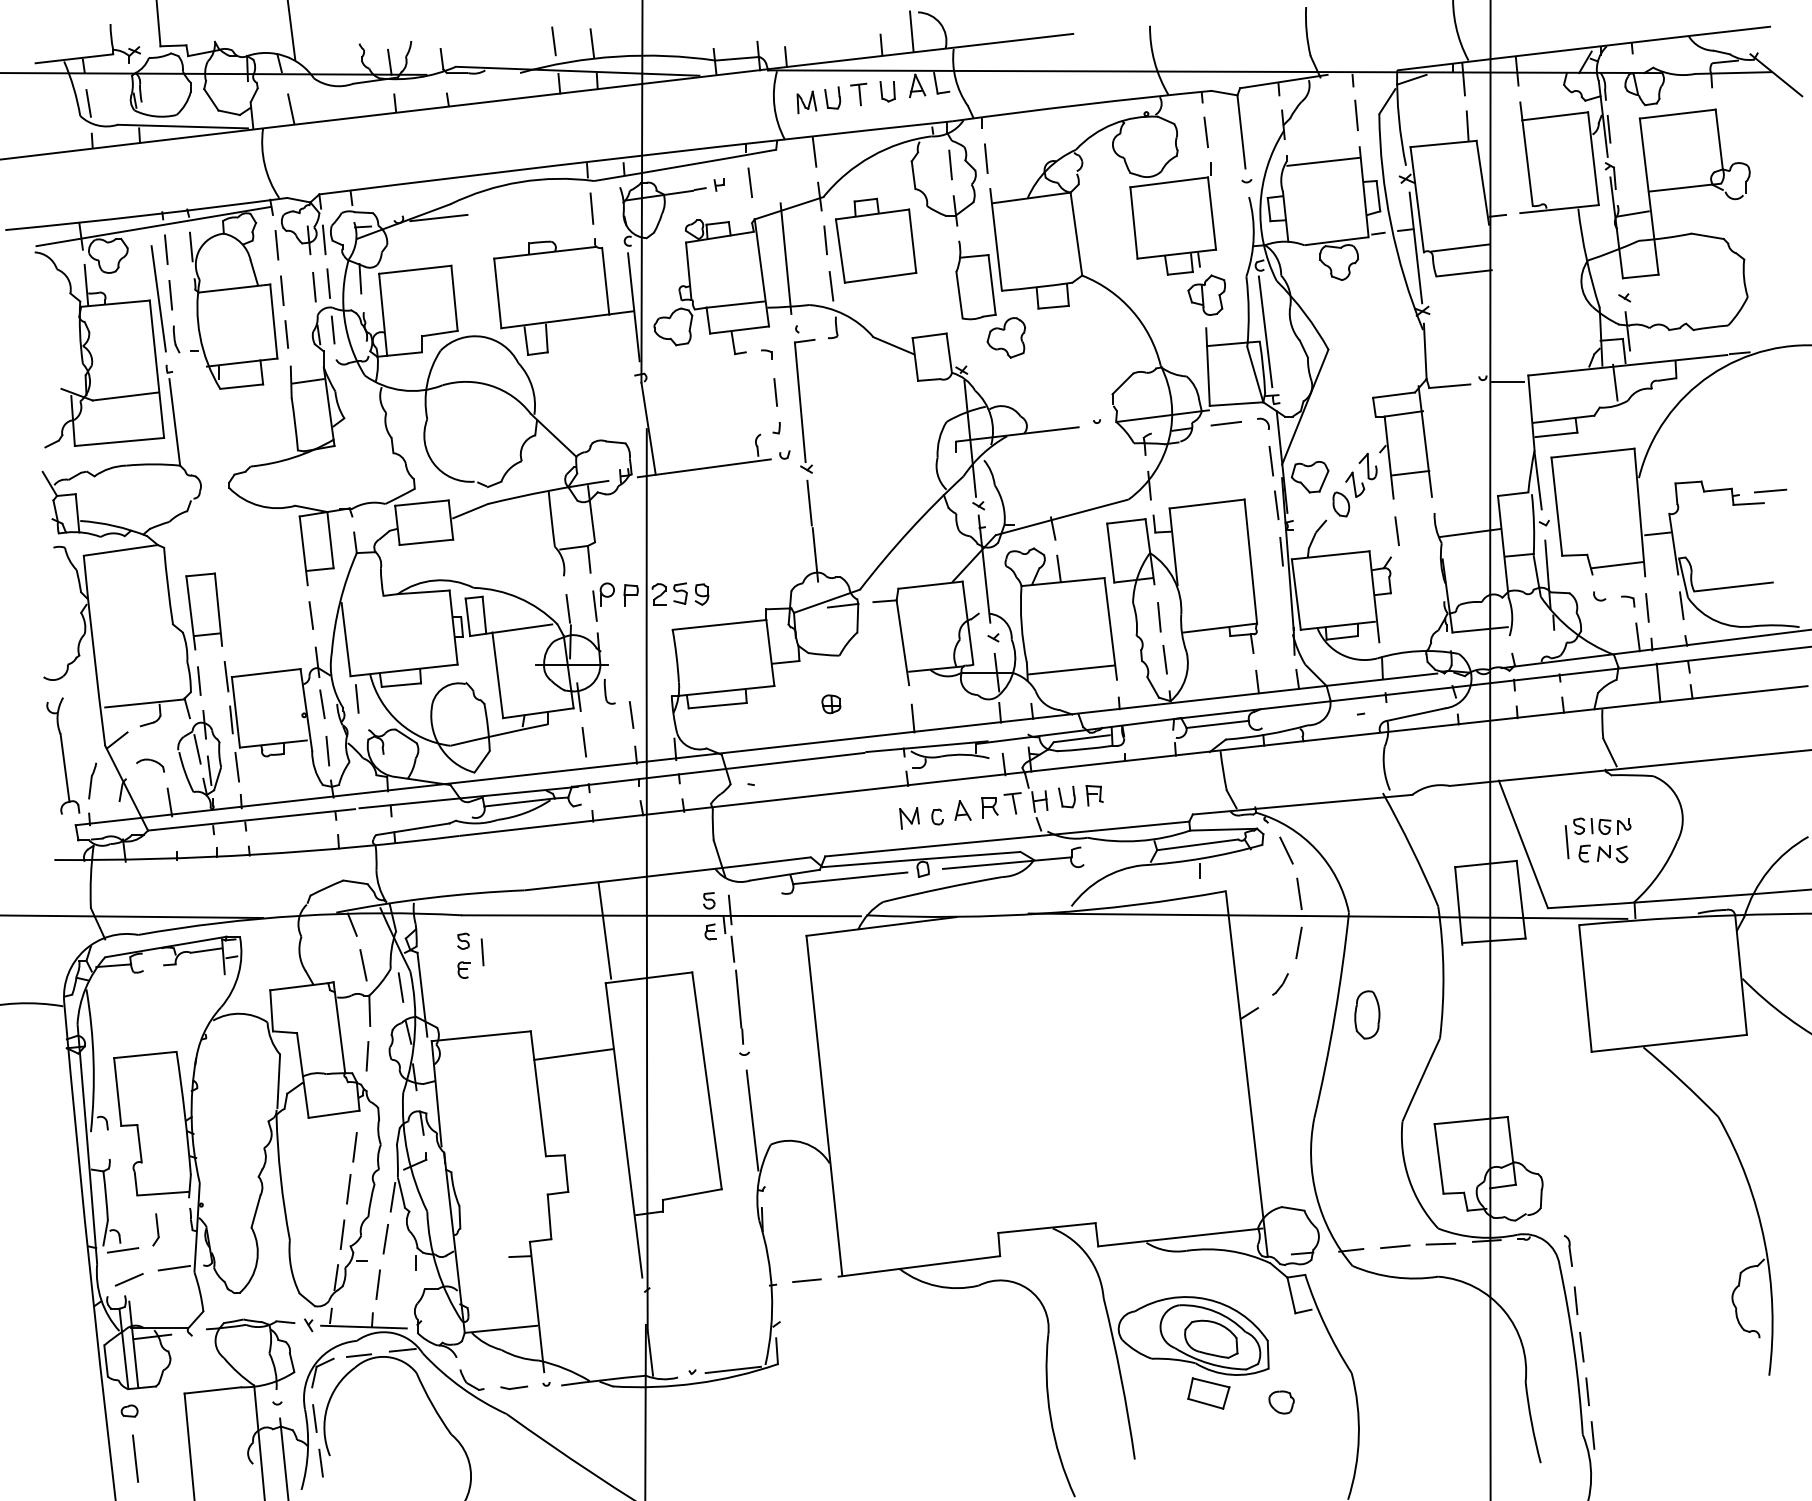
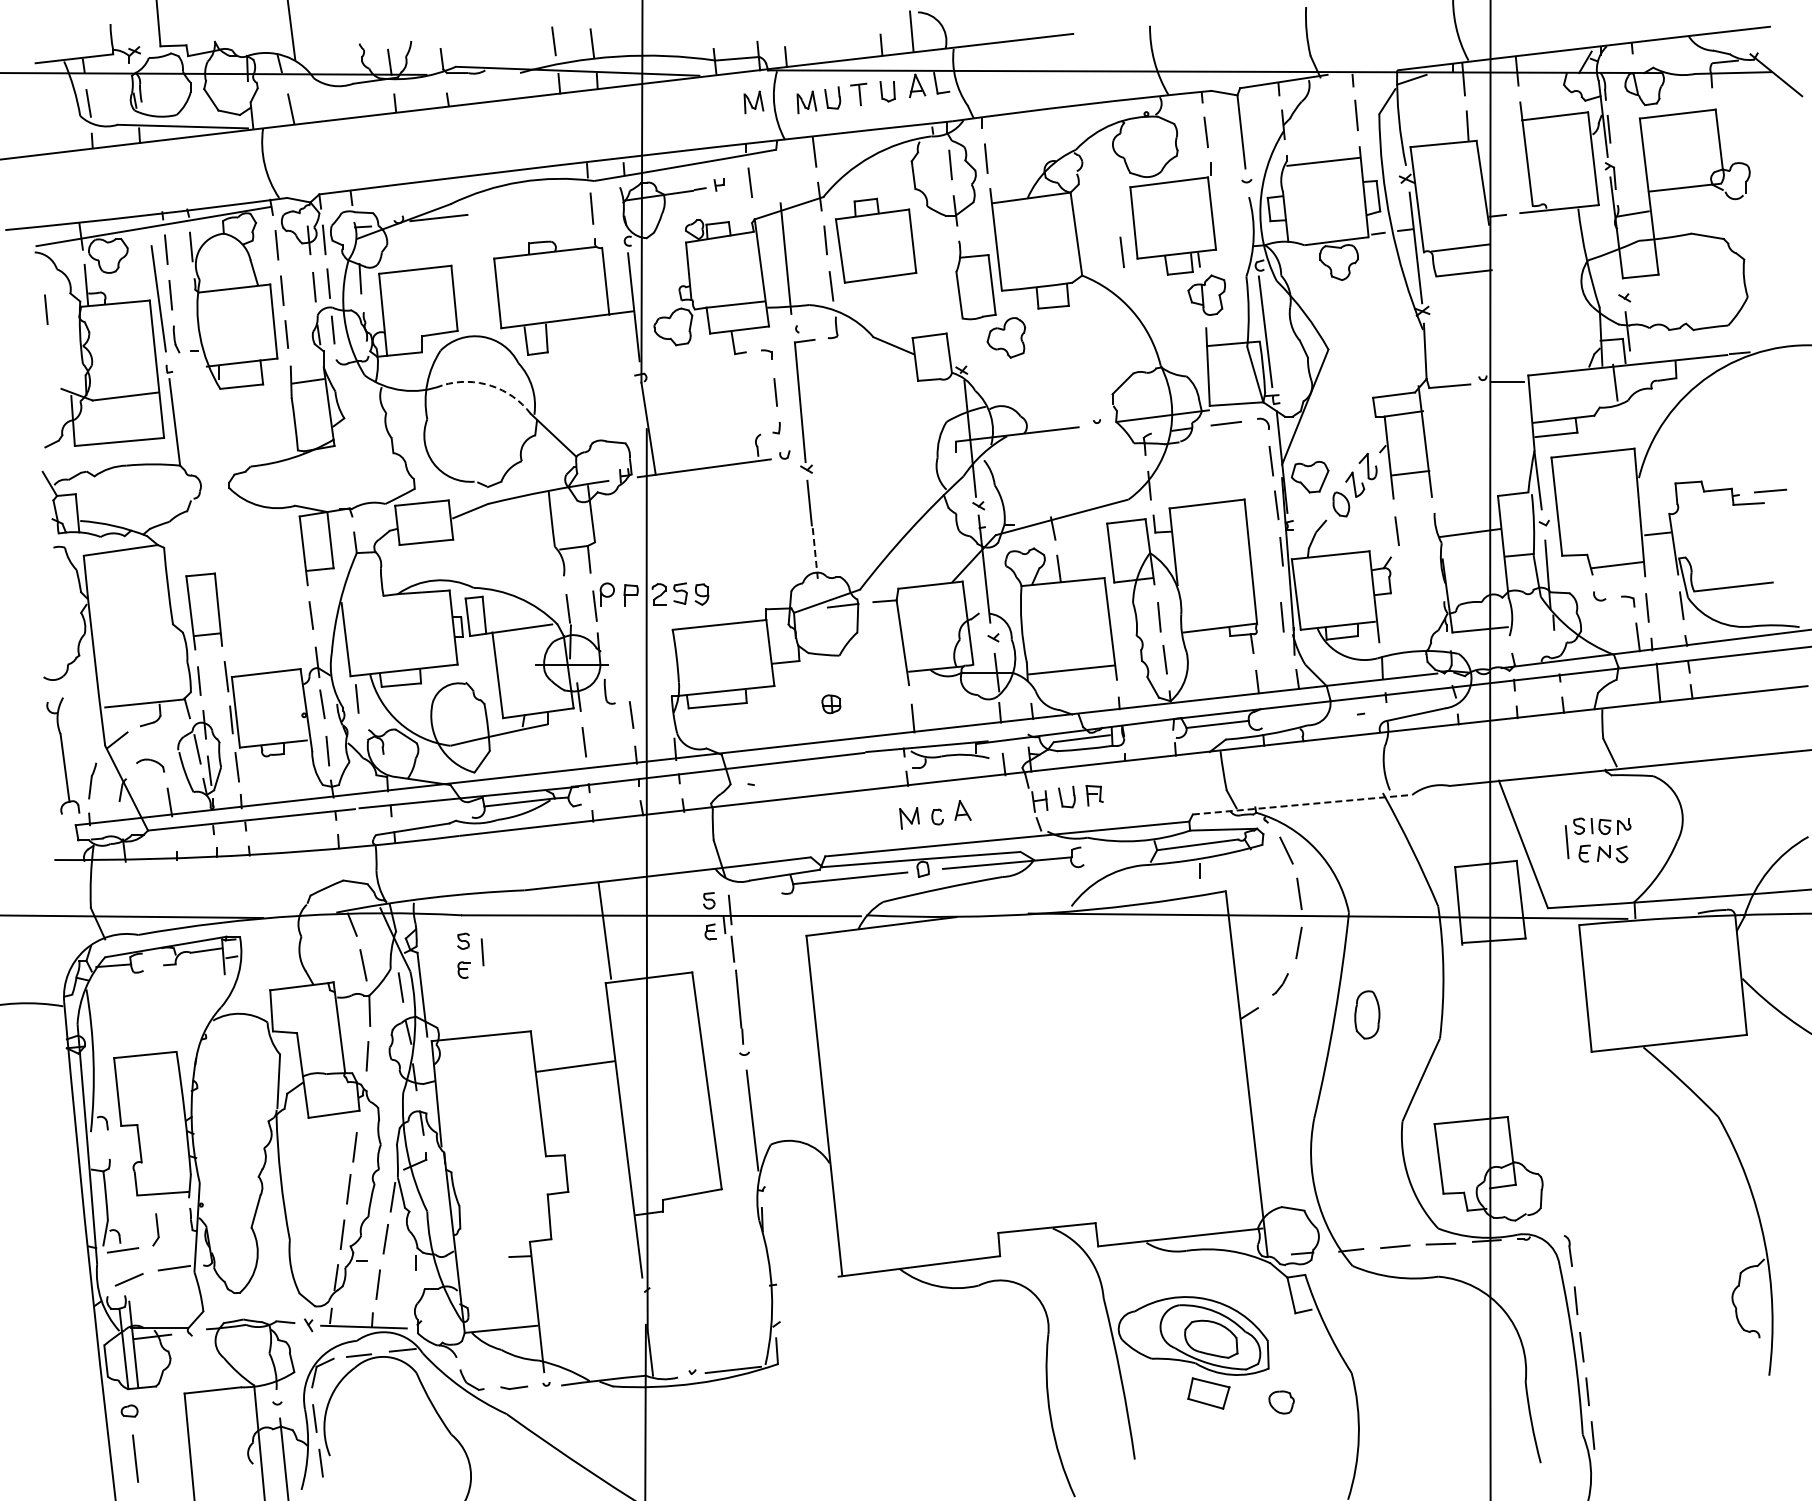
part: none -> present (753, 102)
line: none -> present (1121, 251)
line: none -> present (46, 309)
arc: solid -> dashed (491, 385)
line: solid -> dashed (815, 554)
line: none -> present (1282, 617)
line: solid -> dashed (1303, 804)
part: present -> none (1001, 805)
line position: (573, 1054) -> (575, 1066) (575, 1066)
line: present -> none (806, 1280)
